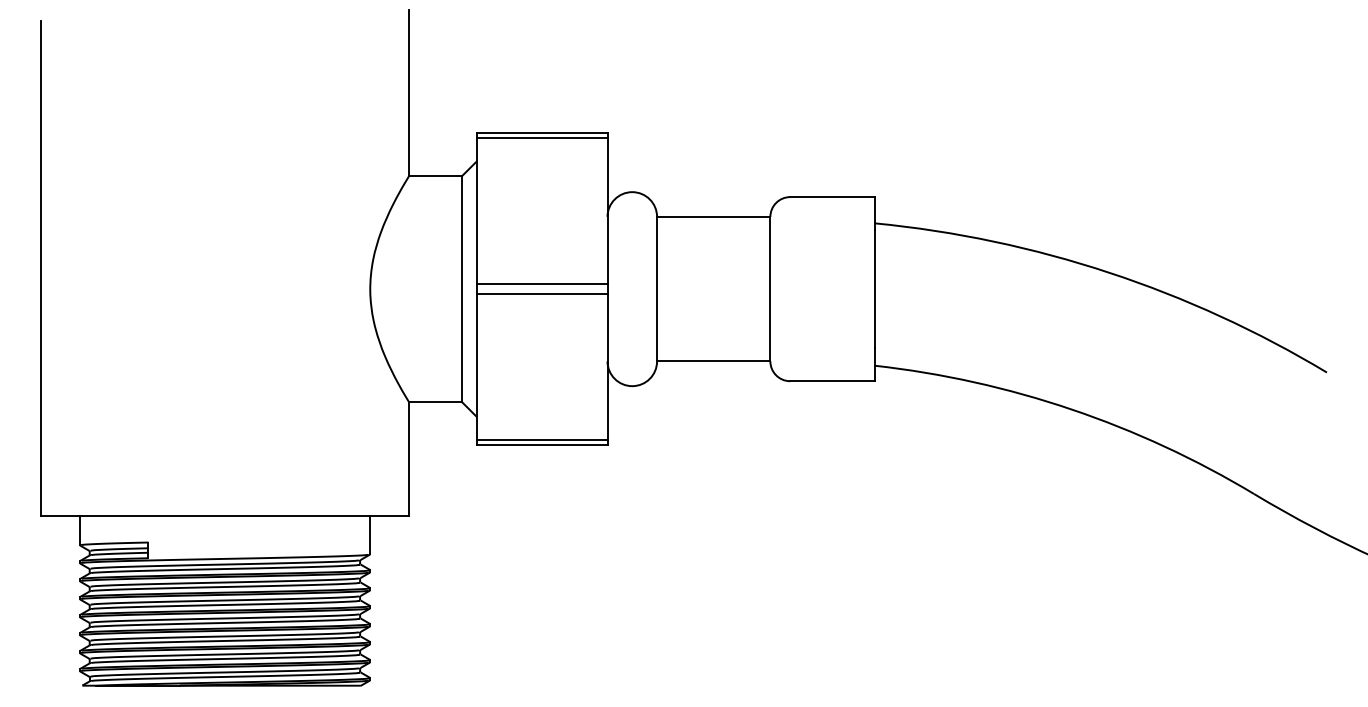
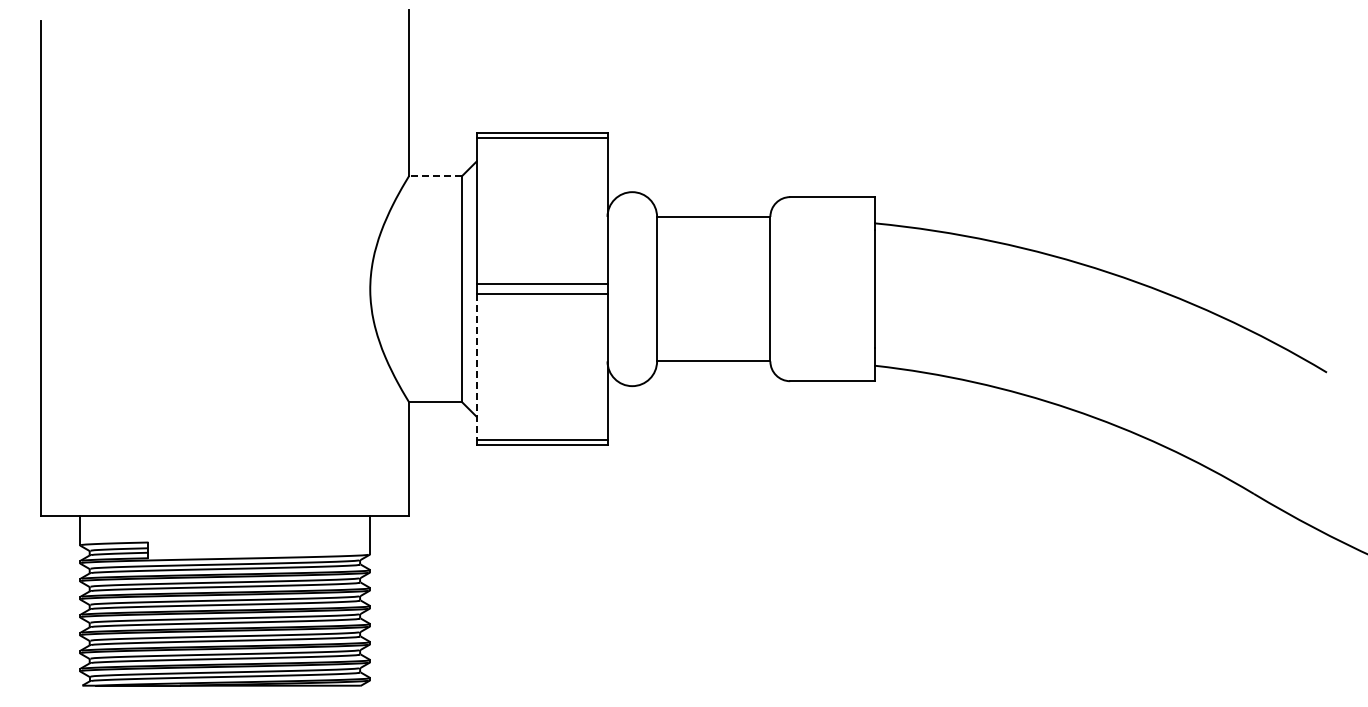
line: solid -> dashed (435, 175)
line: solid -> dashed (476, 367)
